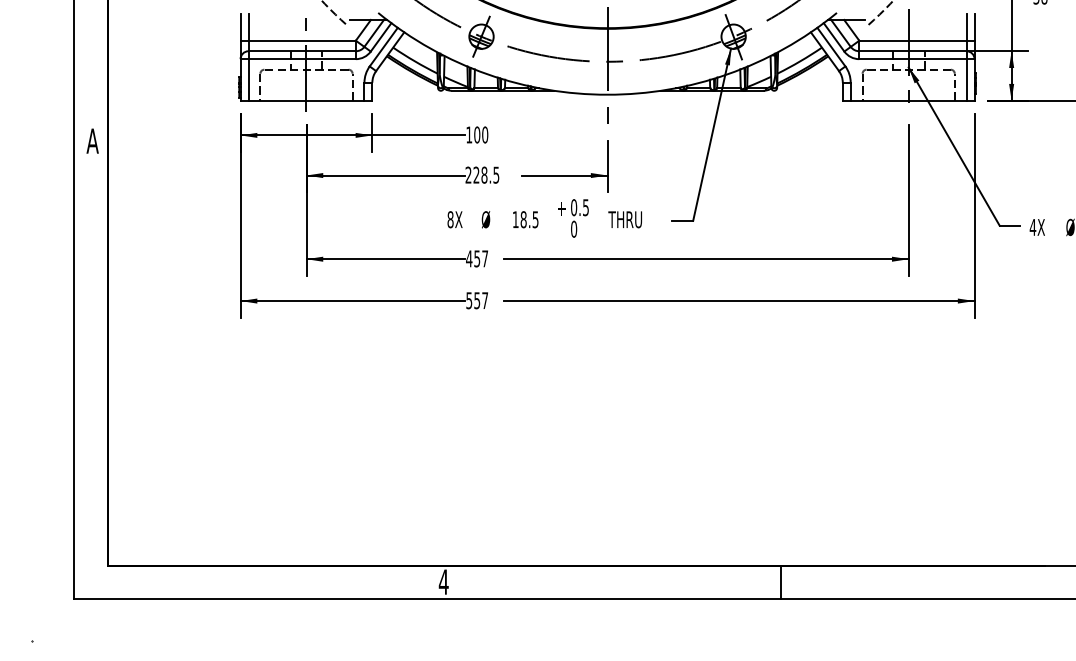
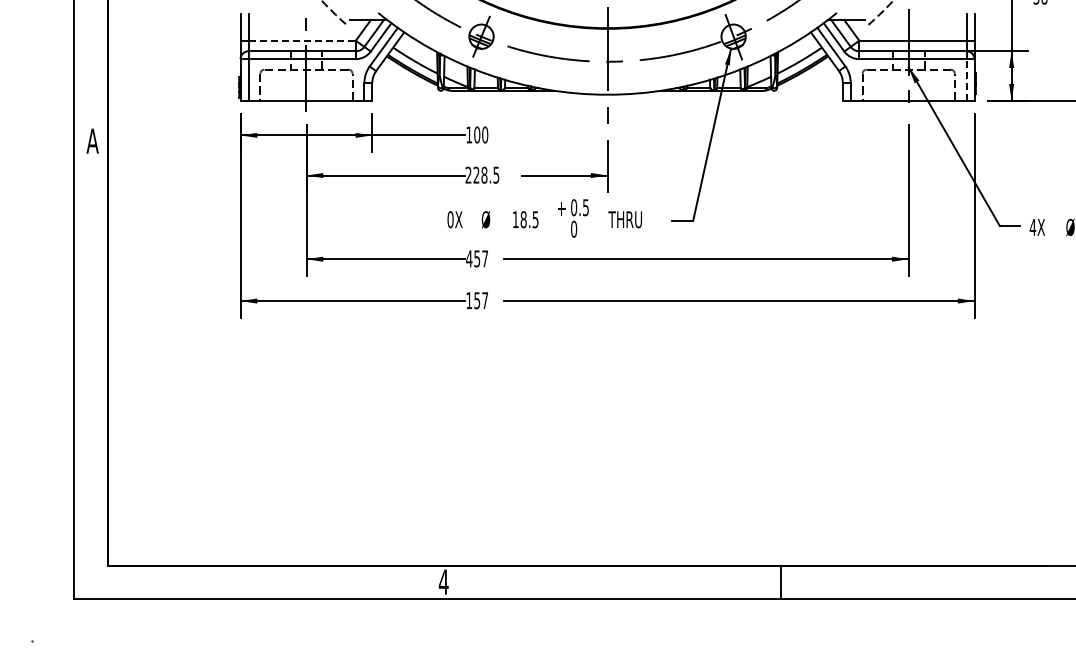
line: solid -> dashed (302, 40)
line: solid -> dashed (966, 79)
text: 8X -> 0X (450, 219)
text: 557 -> 157 (469, 300)
